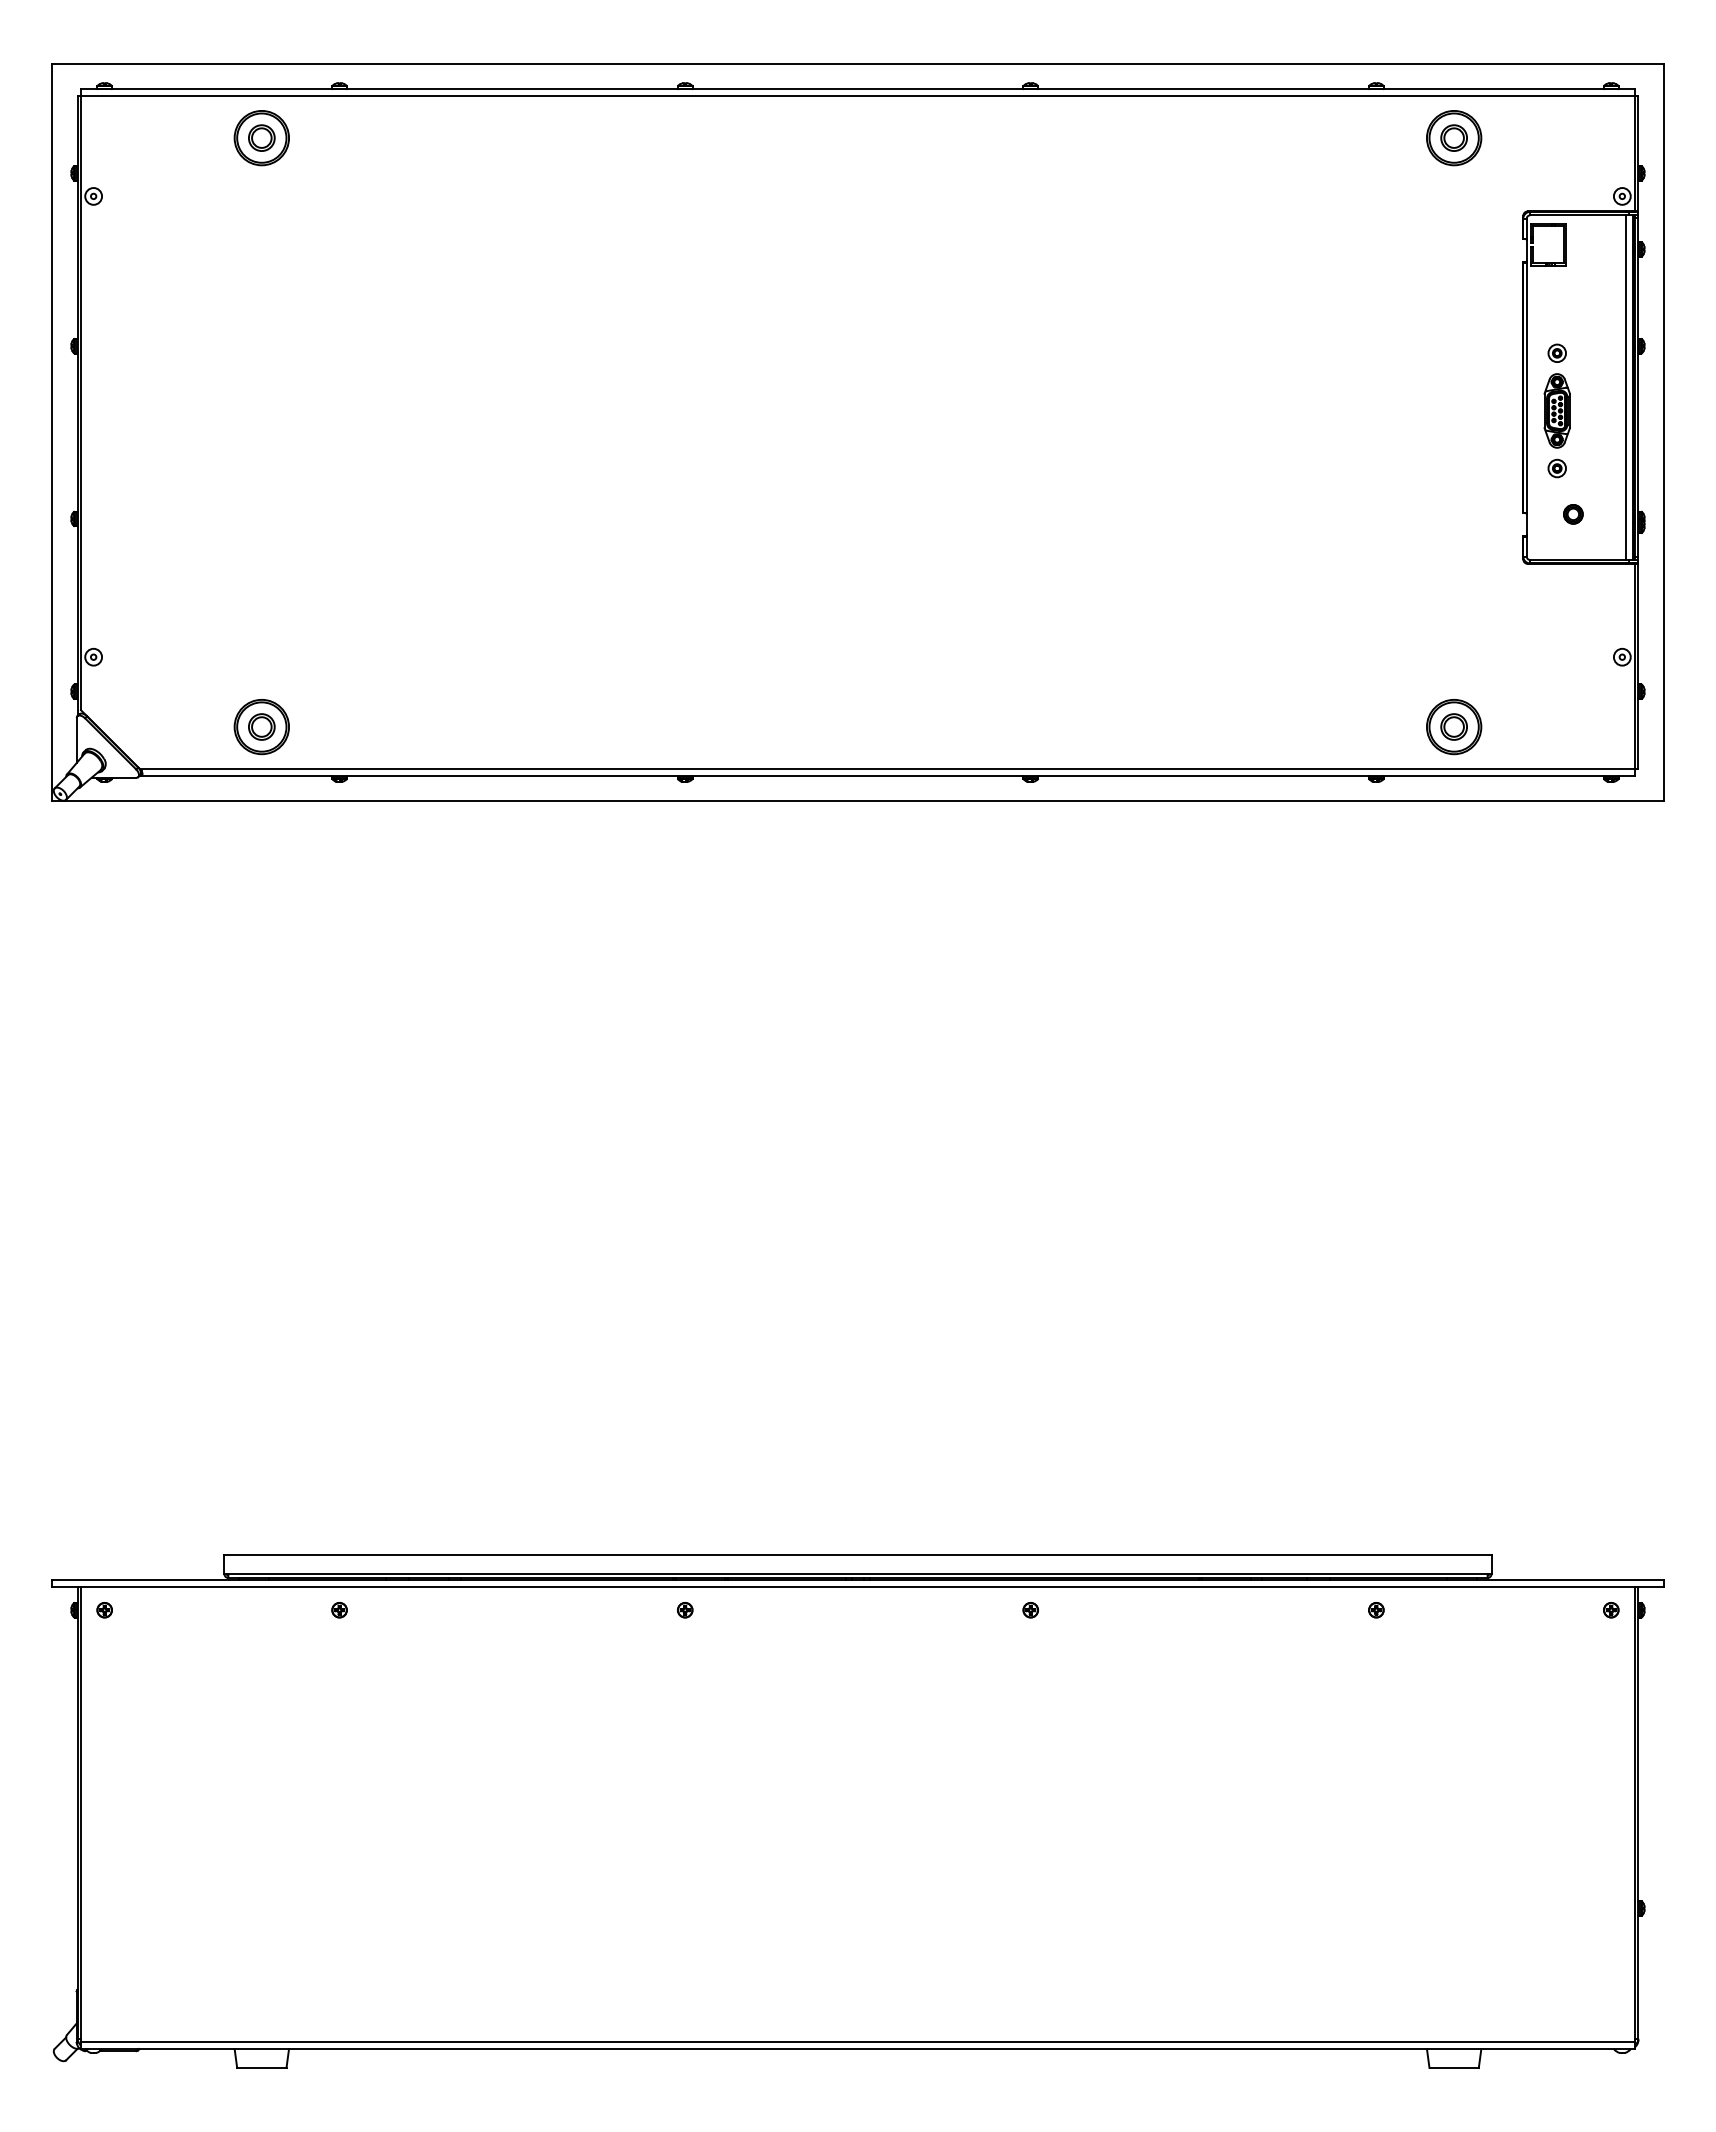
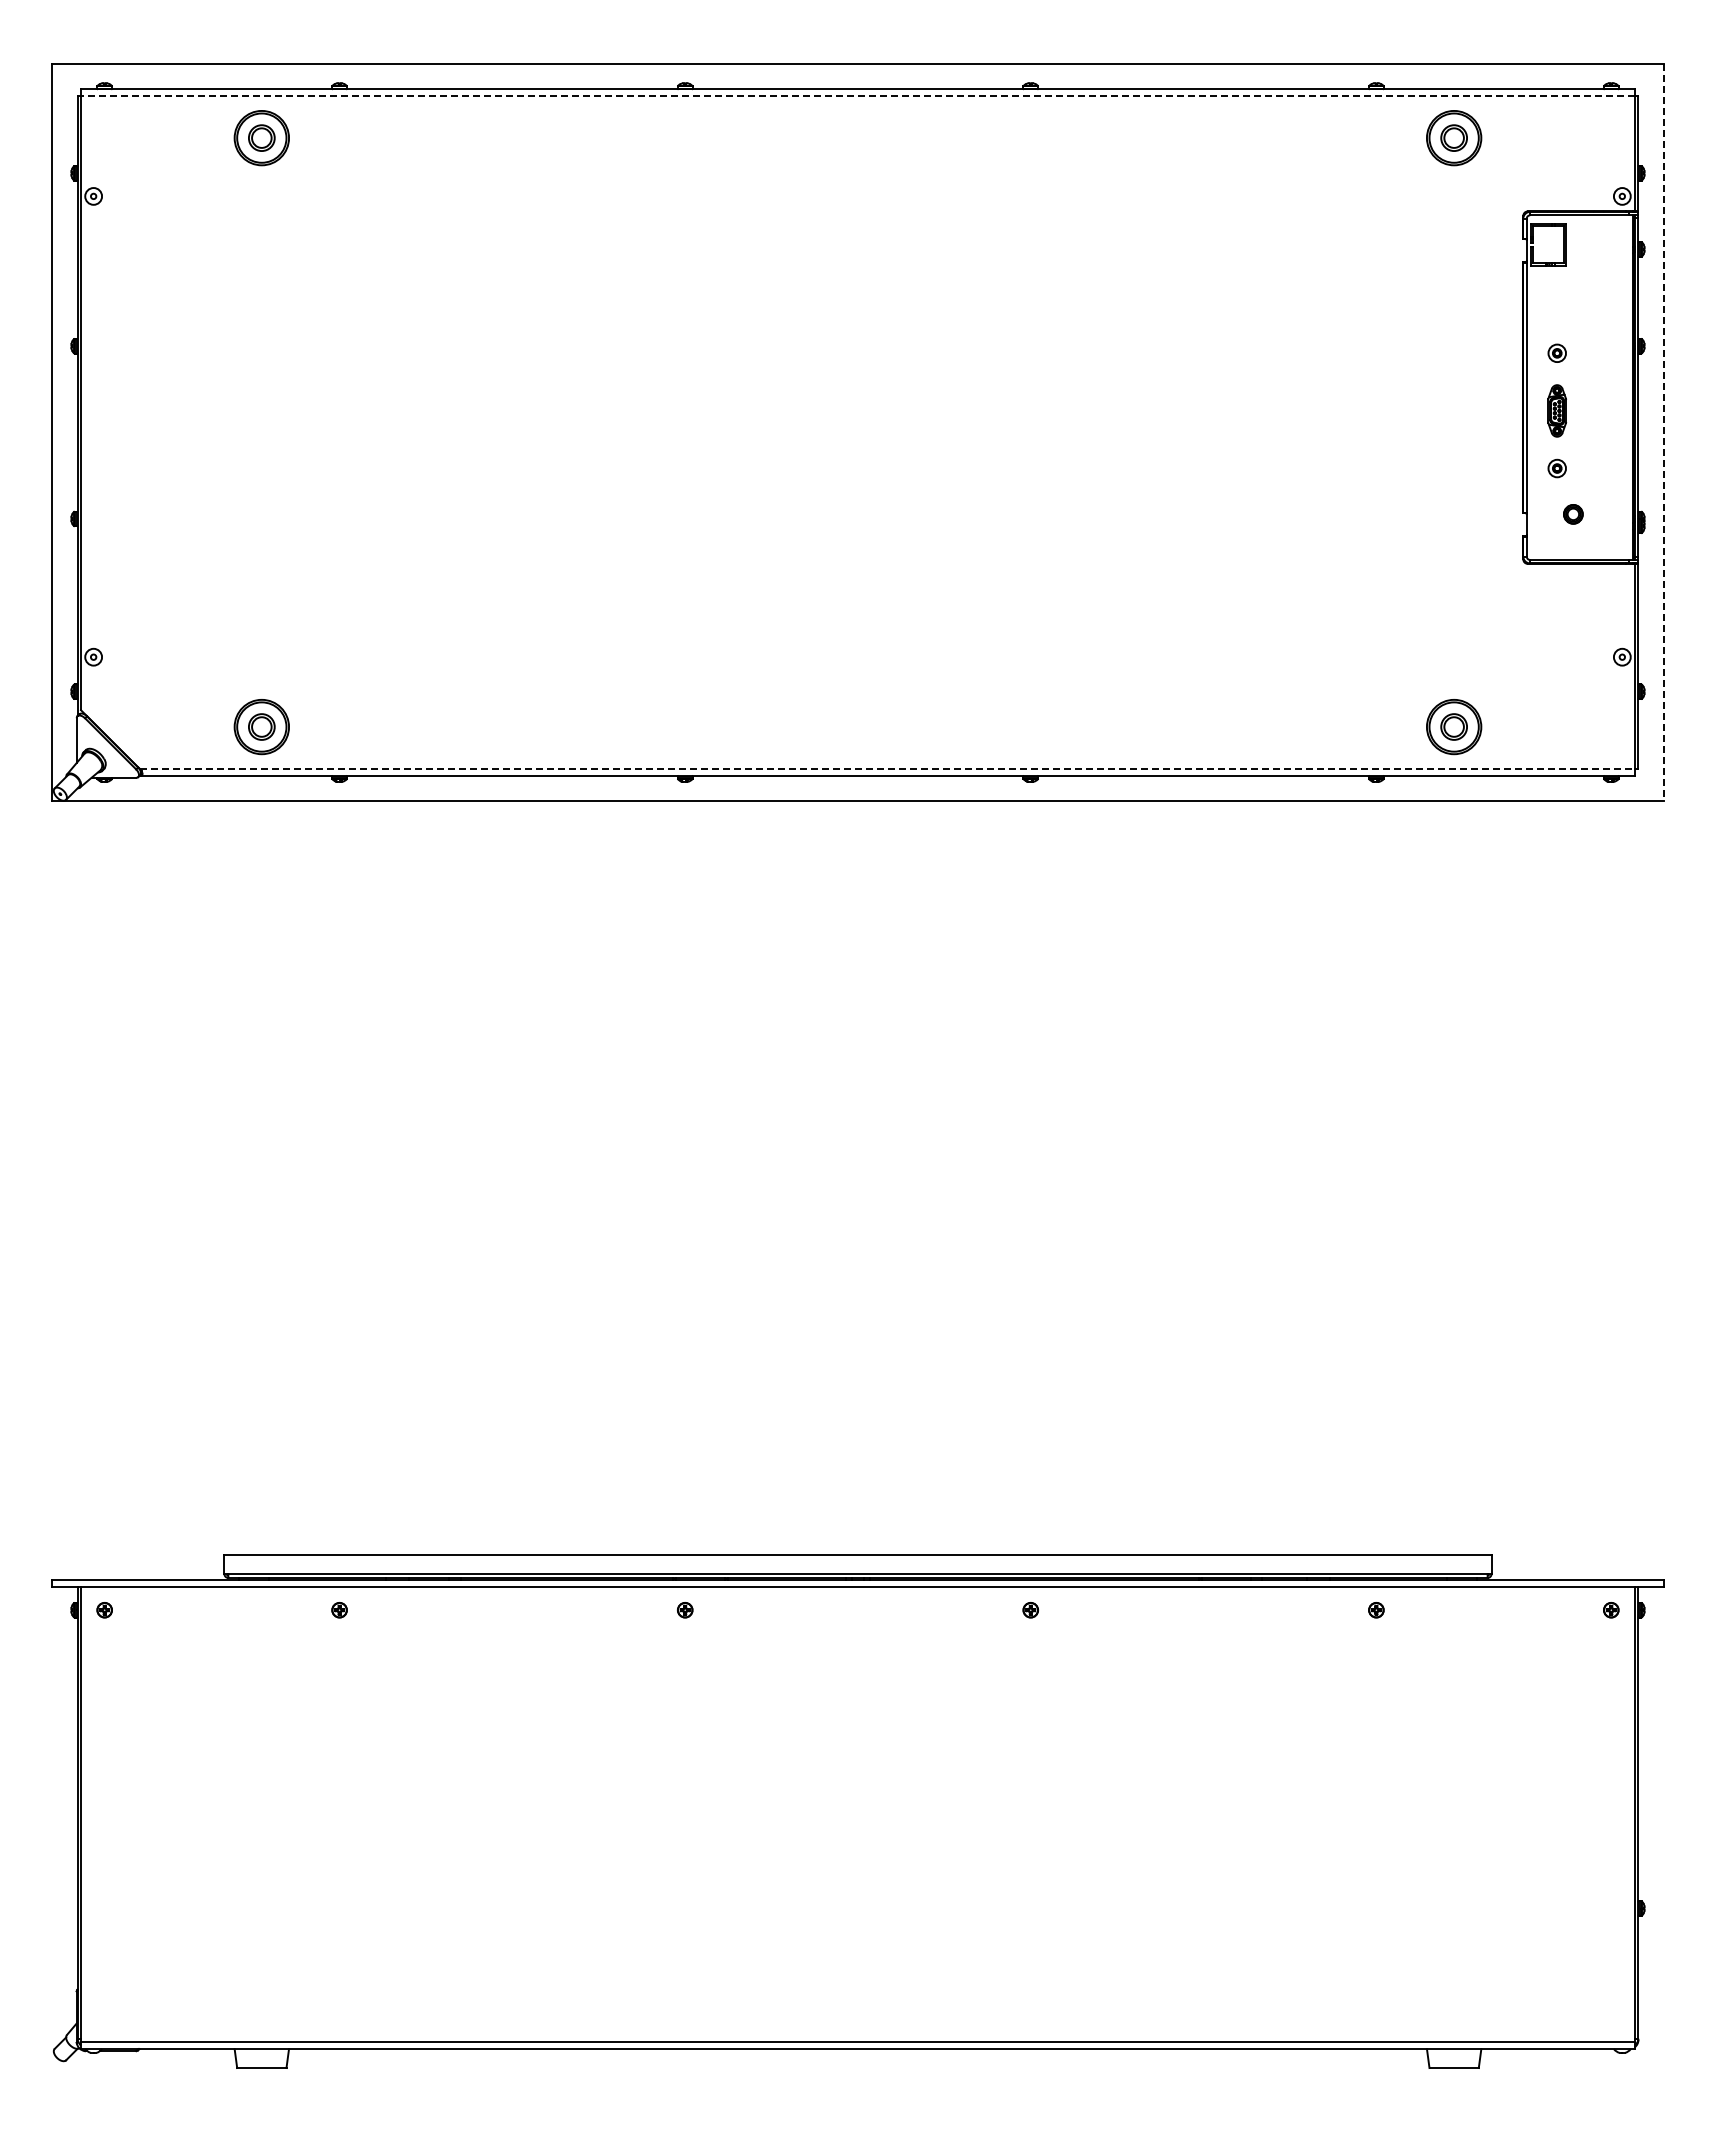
line: solid -> dashed (857, 96)
line: present -> none (1626, 387)
part size: 28x76 px -> 20x54 px (1556, 410)
line: solid -> dashed (1664, 432)
line: solid -> dashed (887, 768)
